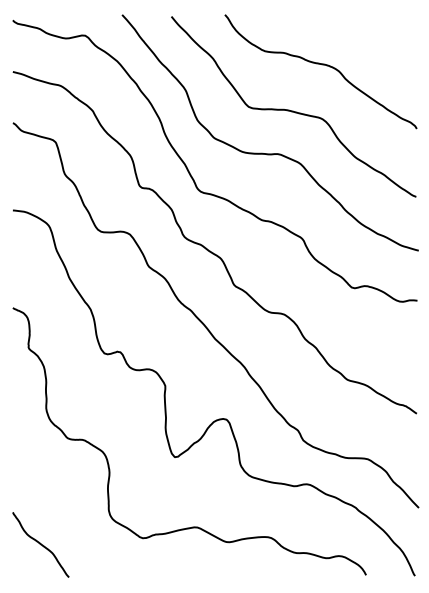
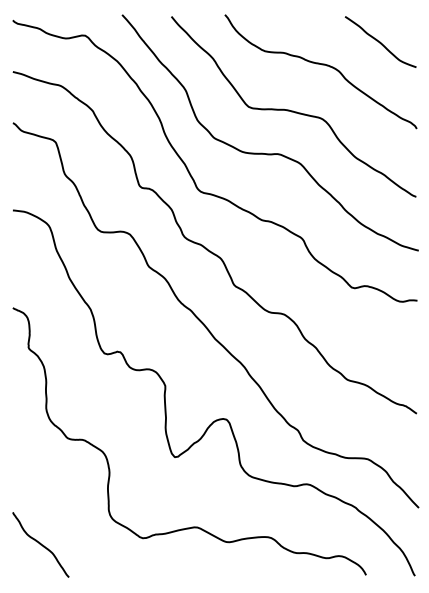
curve: none -> present (380, 41)
